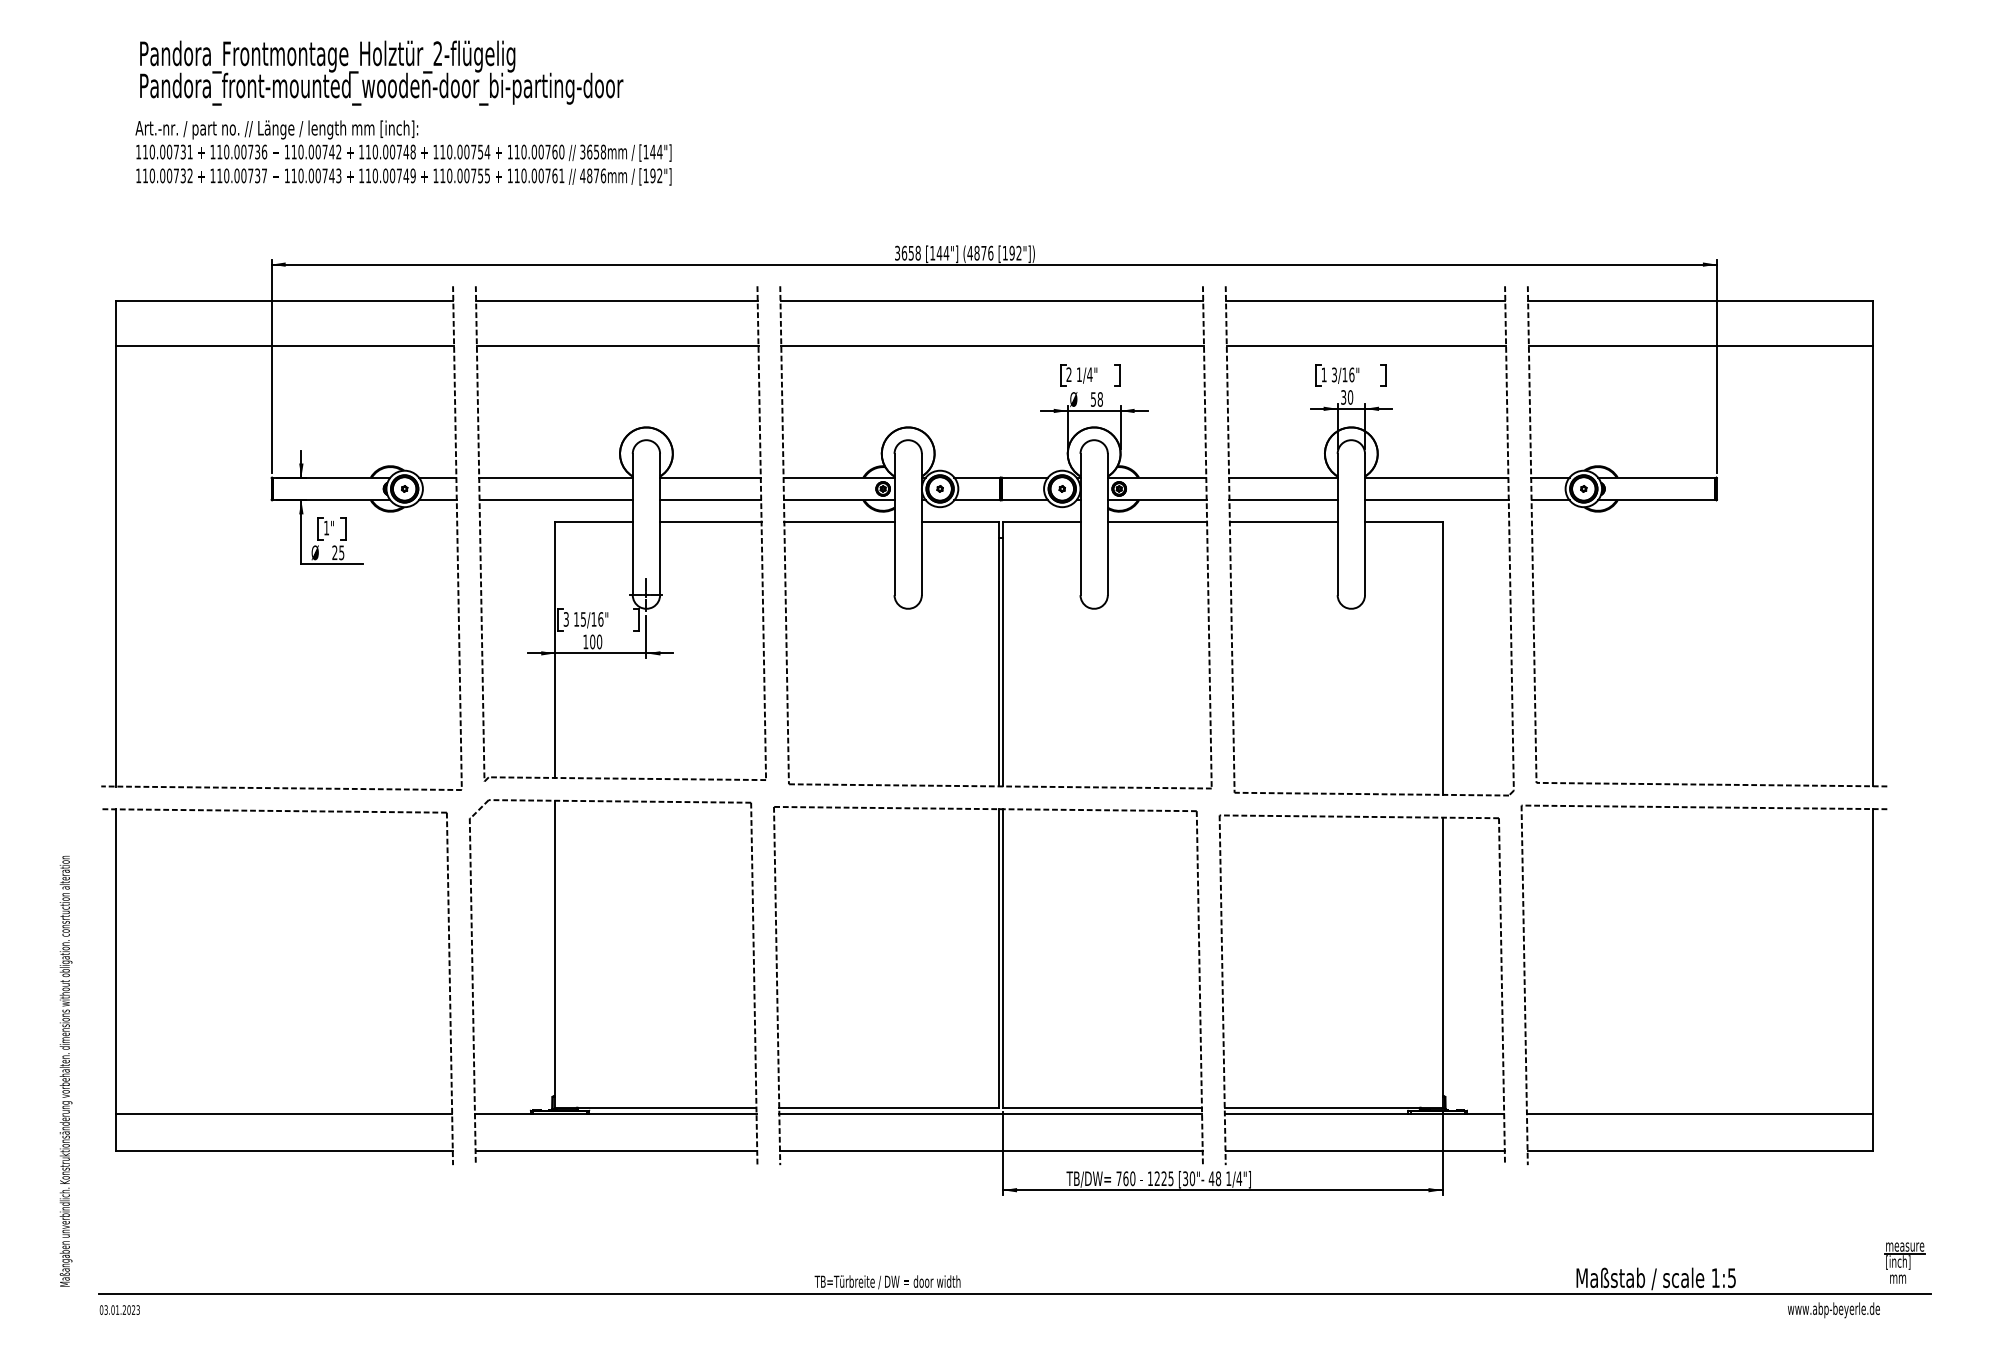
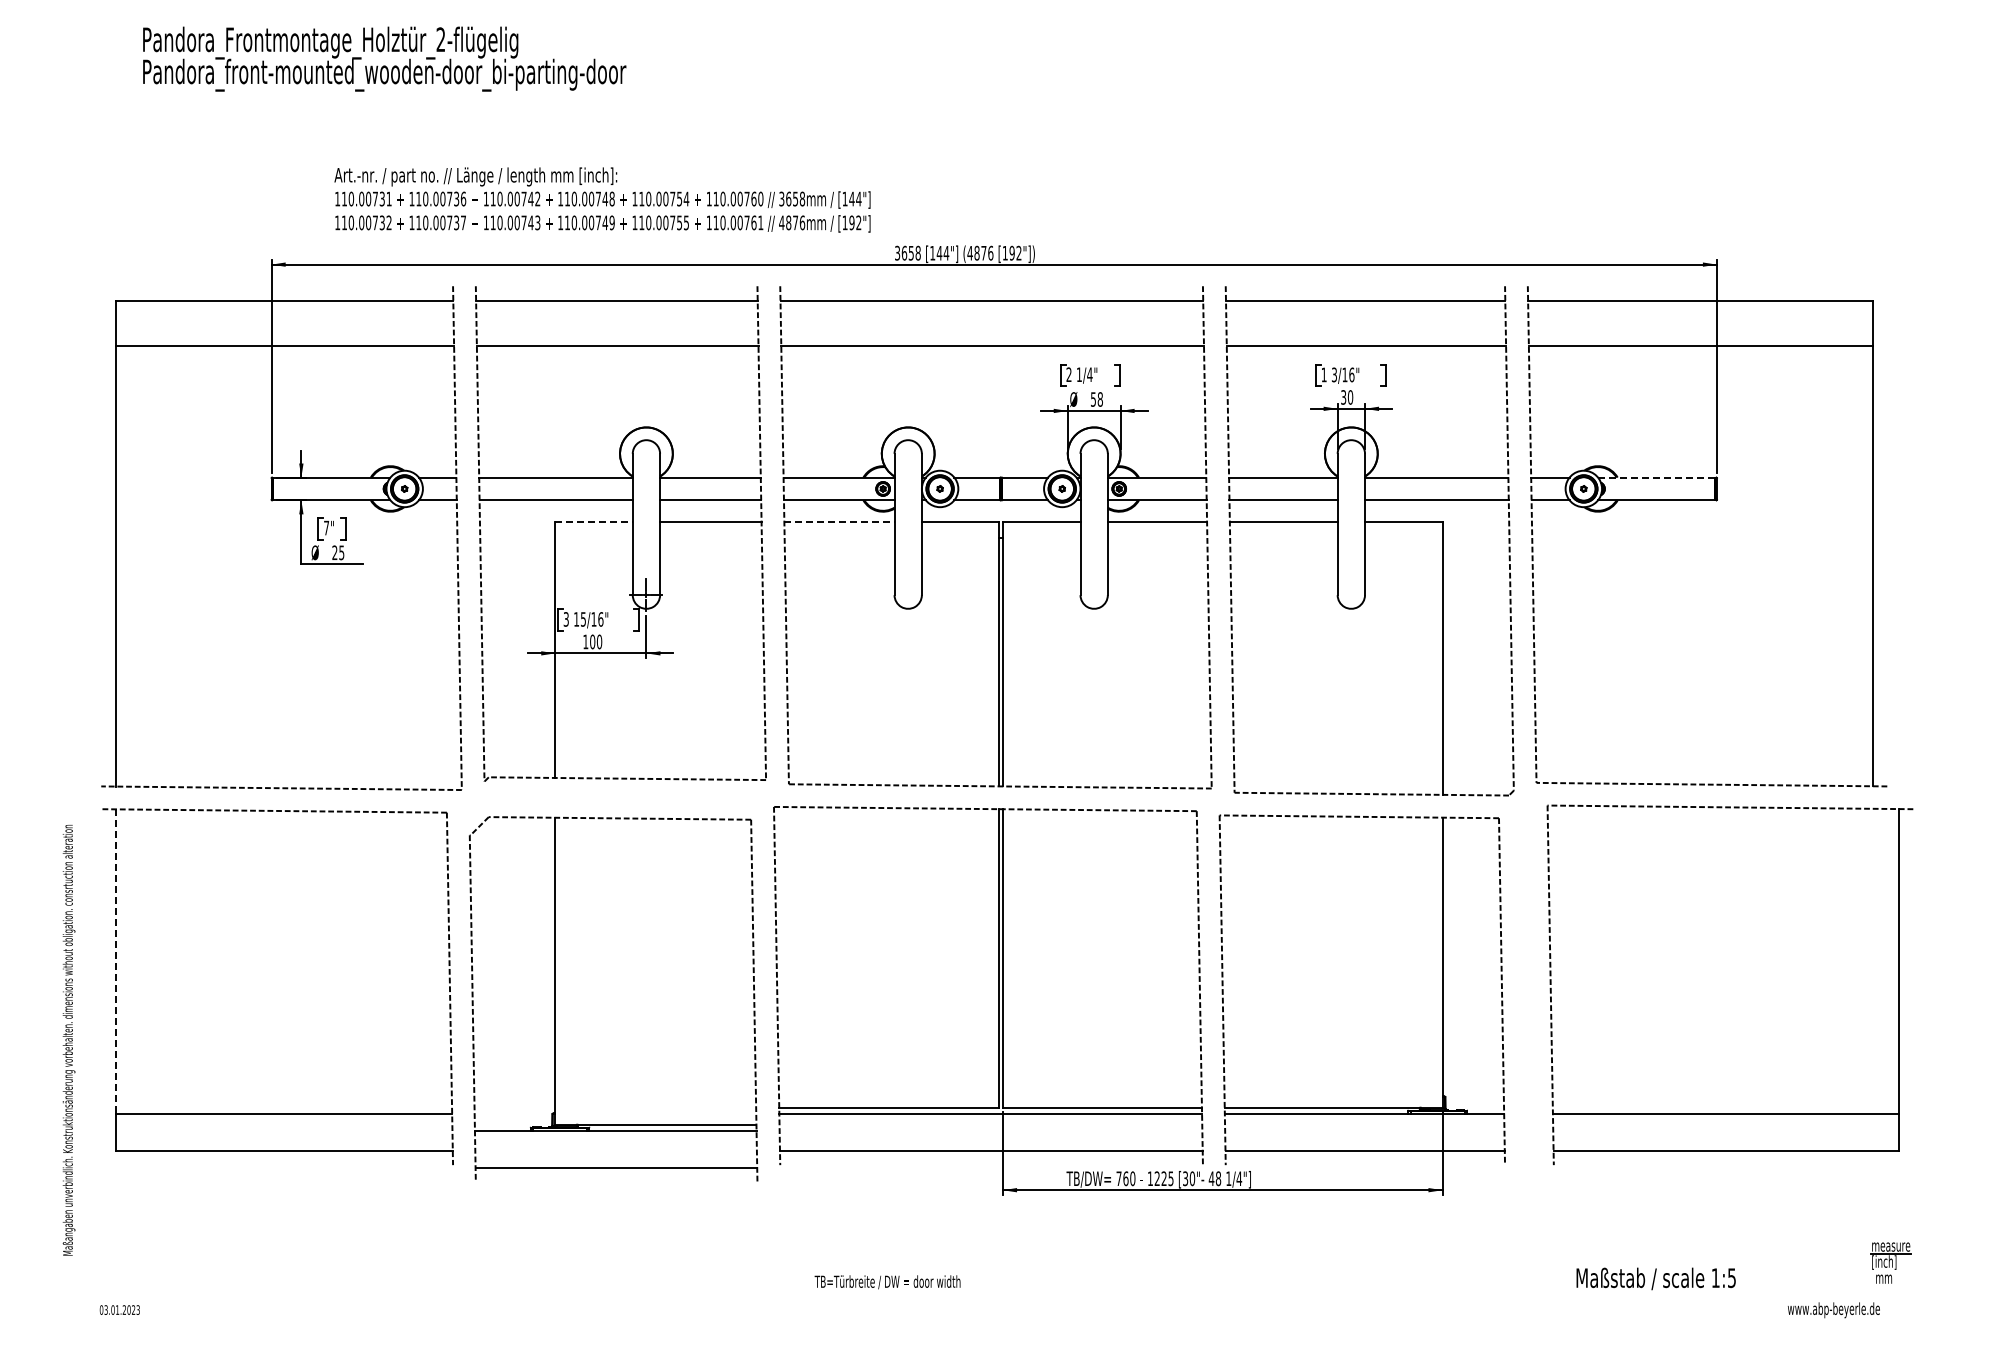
text position: (381, 72) -> (384, 58) (384, 58)
text position: (403, 152) -> (602, 199) (602, 199)
line: solid -> dashed (1656, 477)
line: solid -> dashed (594, 522)
line: solid -> dashed (839, 522)
text: 1" -> 7" (326, 527)
line: solid -> dashed (115, 962)
part position: (555, 981) -> (555, 998) (555, 998)
text position: (65, 1071) -> (68, 1040) (68, 1040)
part position: (1703, 1113) -> (1729, 1113) (1729, 1113)
part position: (1904, 1262) -> (1890, 1262) (1890, 1262)
line: present -> none (1014, 1294)
